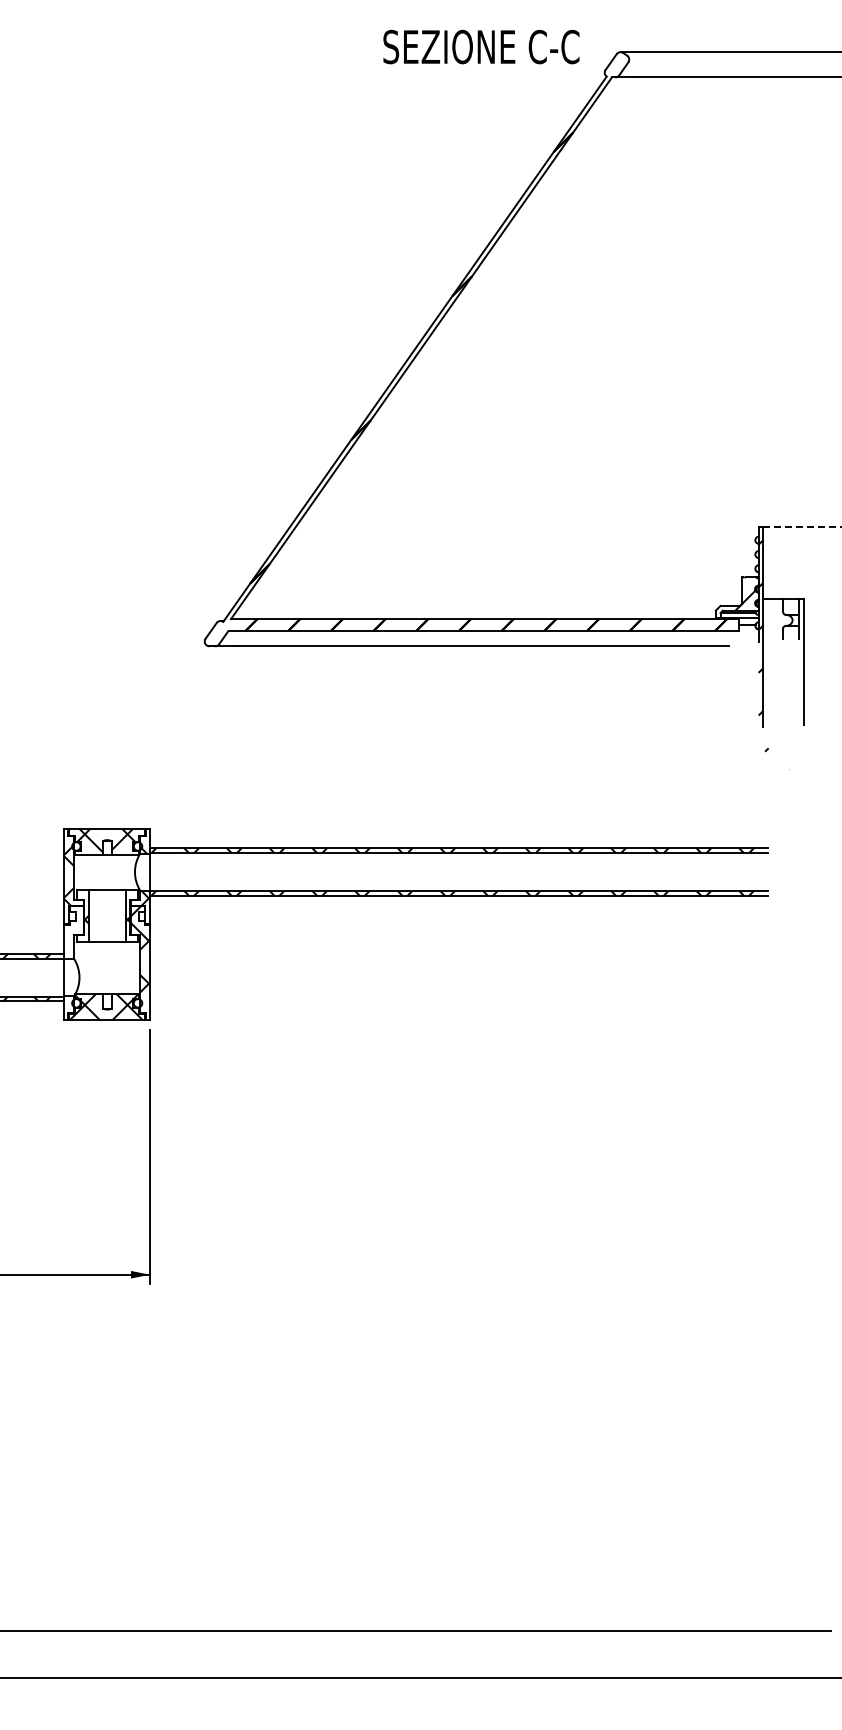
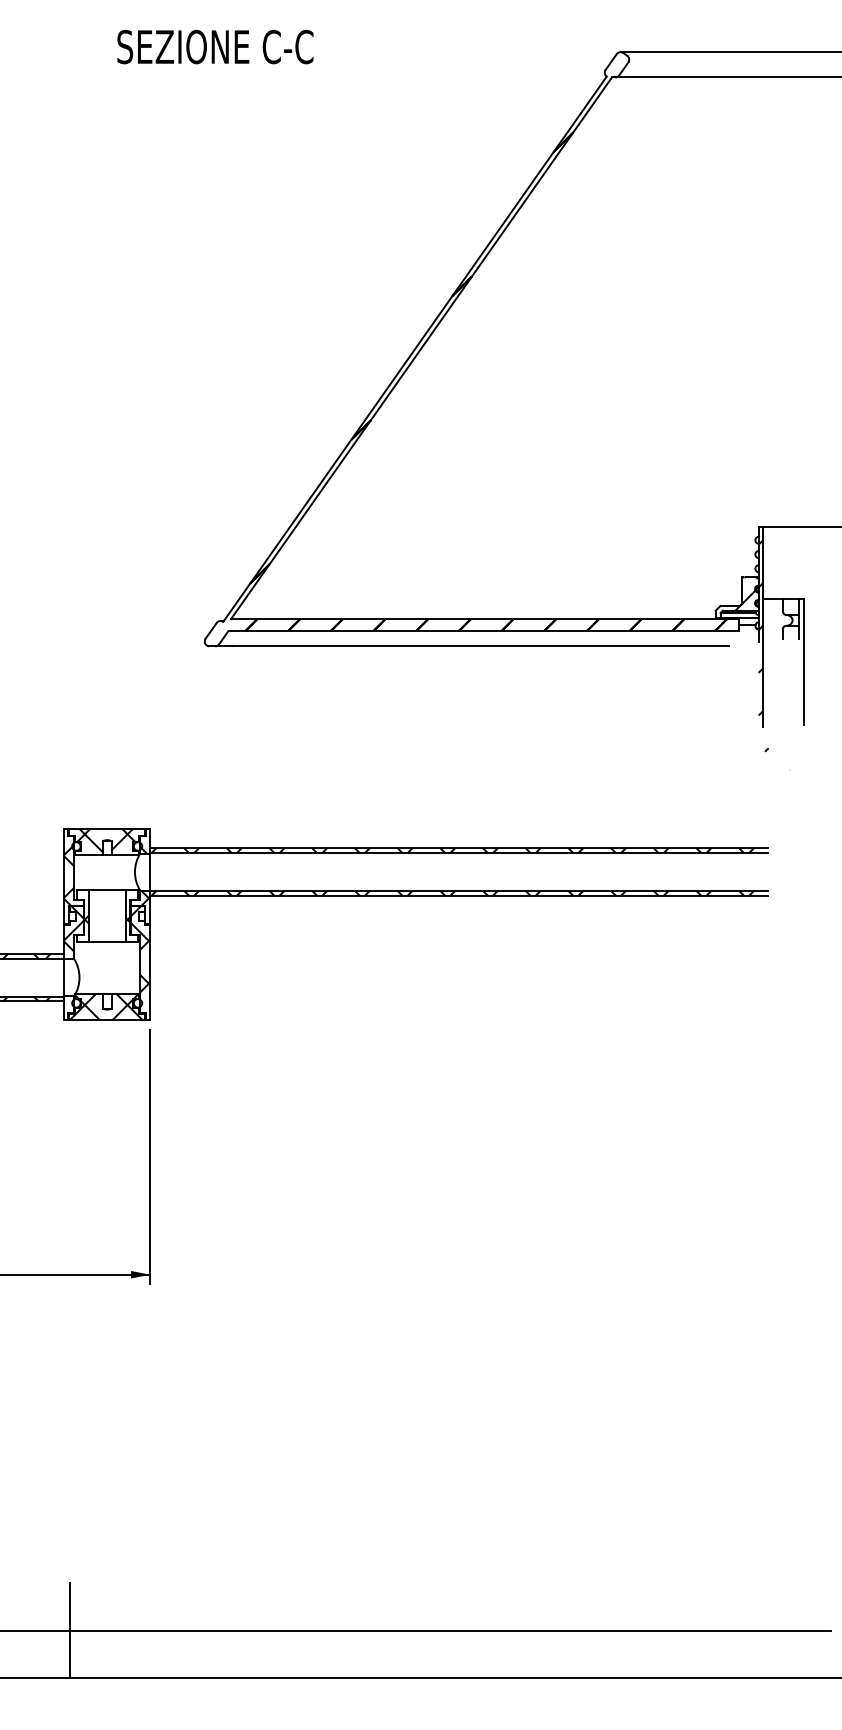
text position: (481, 46) -> (215, 46) (215, 46)
line: dashed -> solid (802, 527)
hatch: none -> present (73, 928)
line: none -> present (70, 1630)
